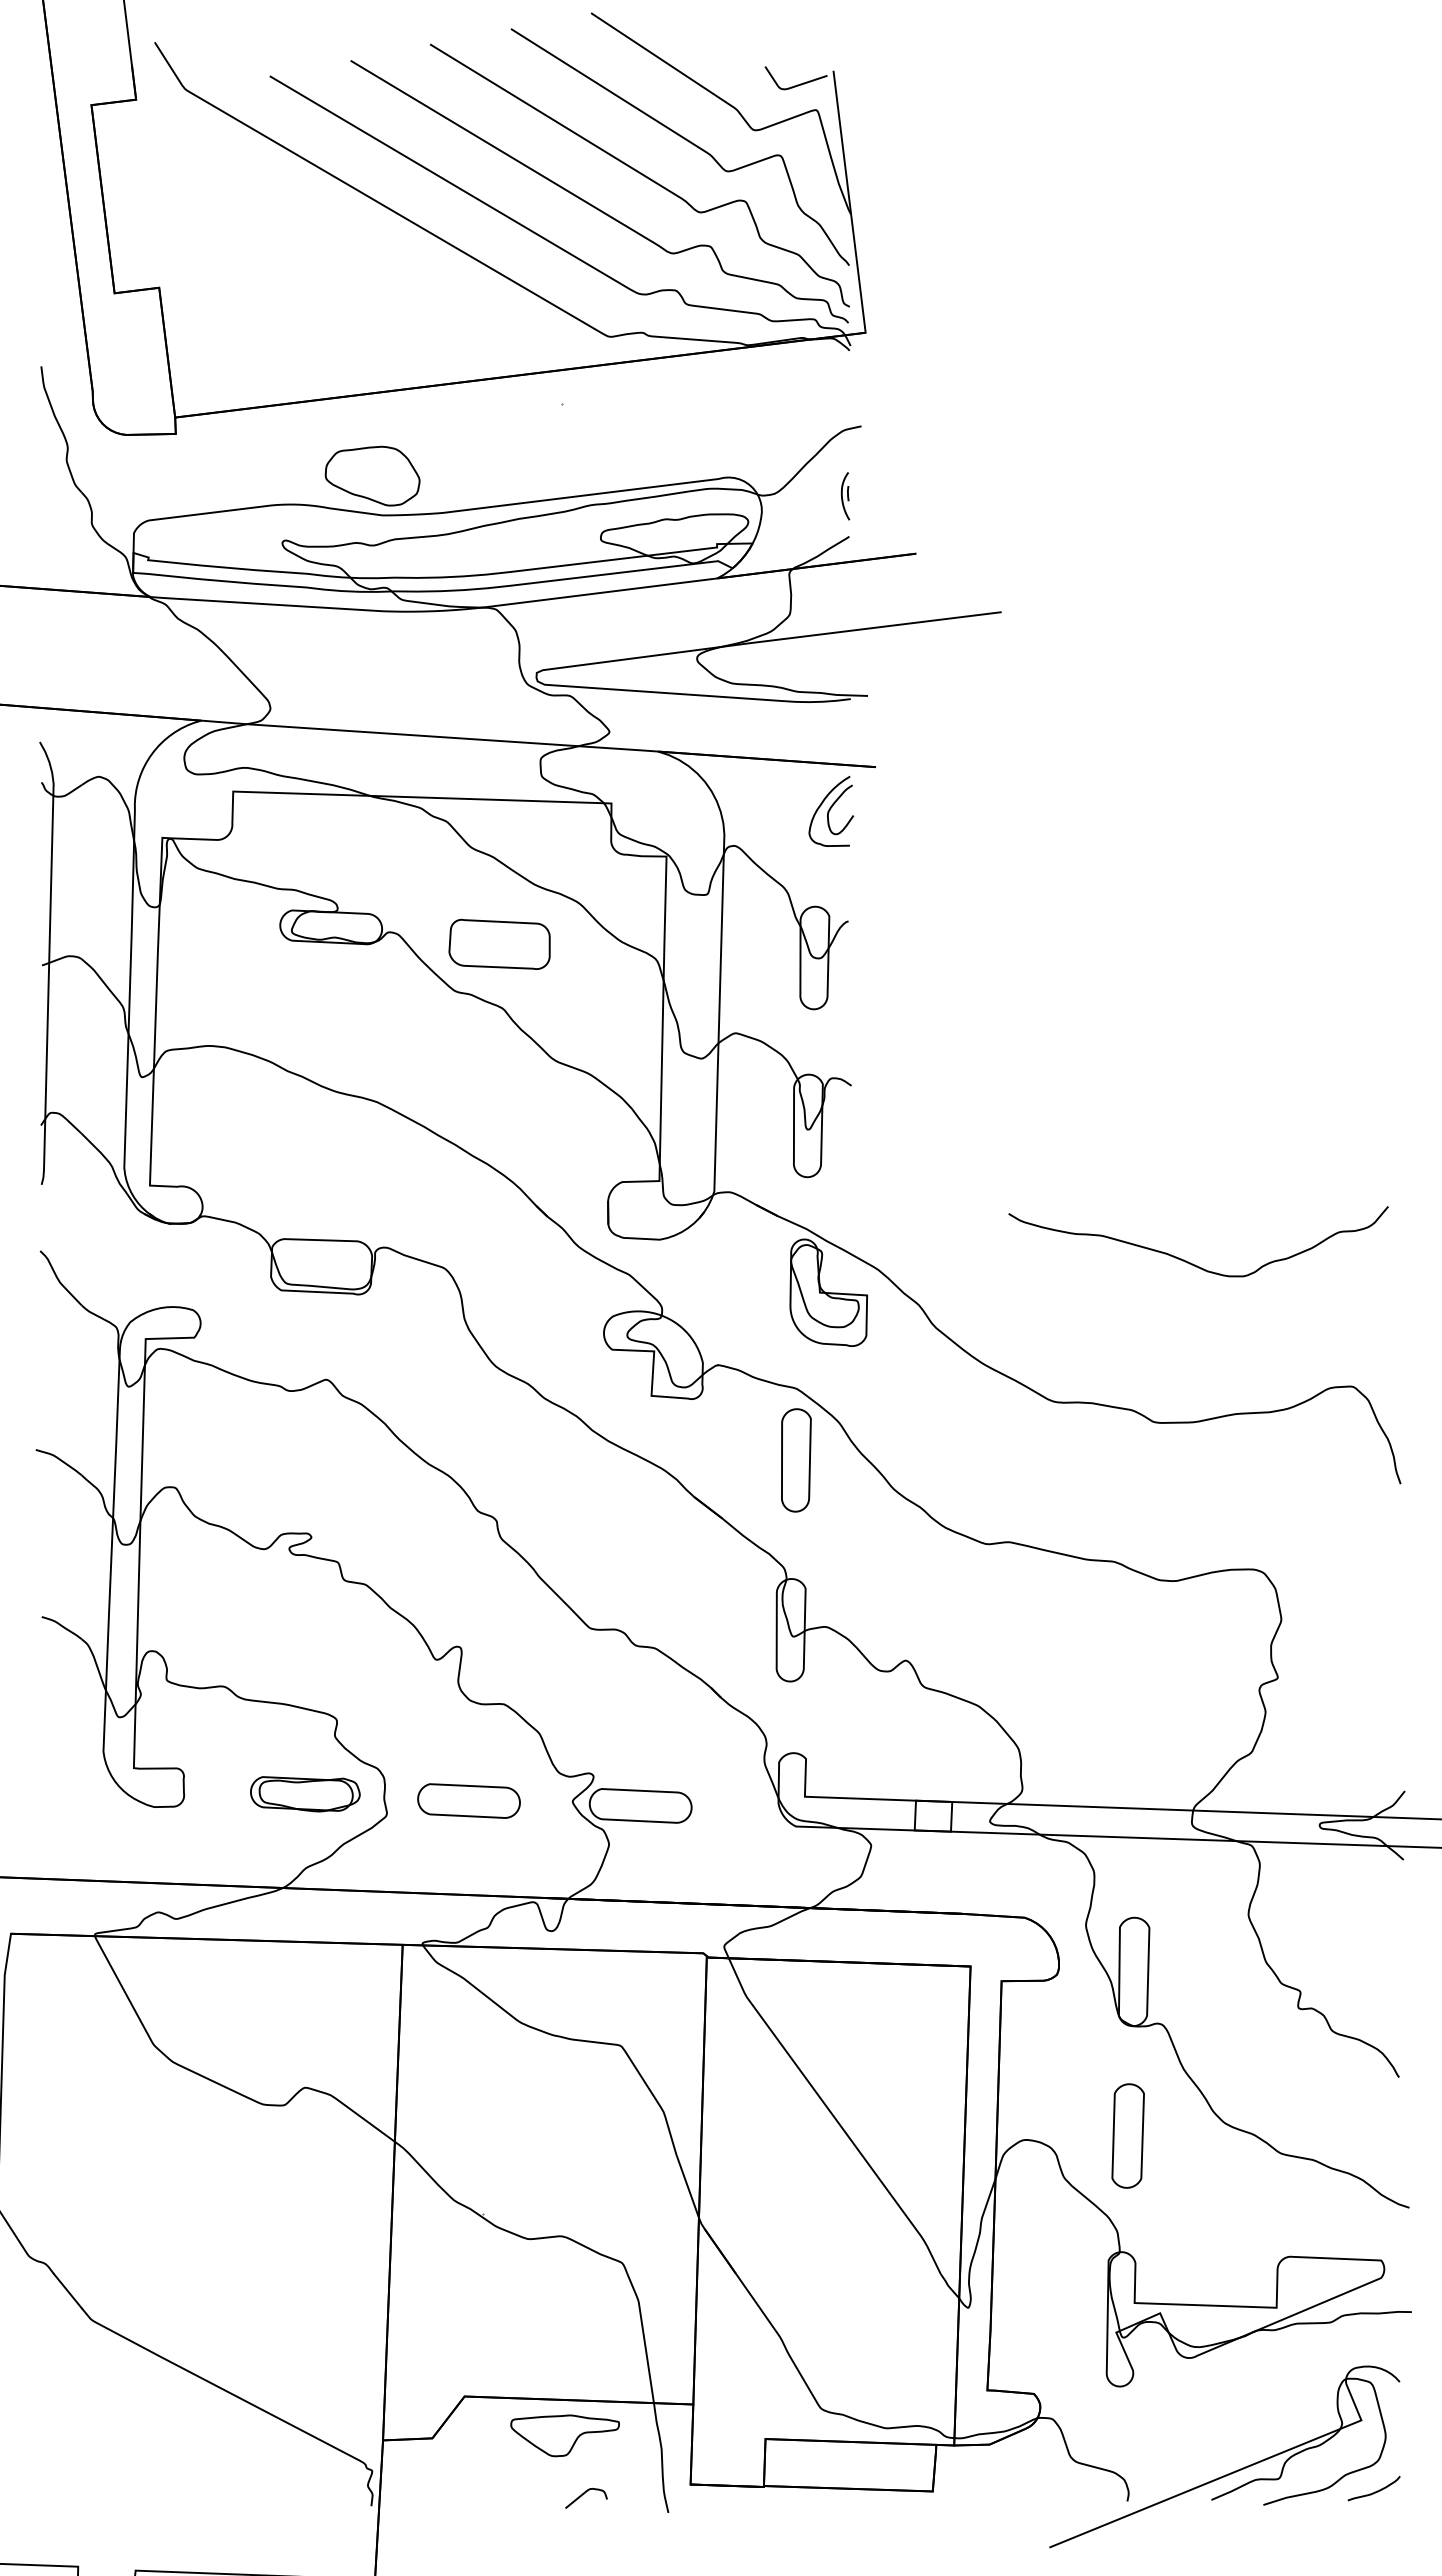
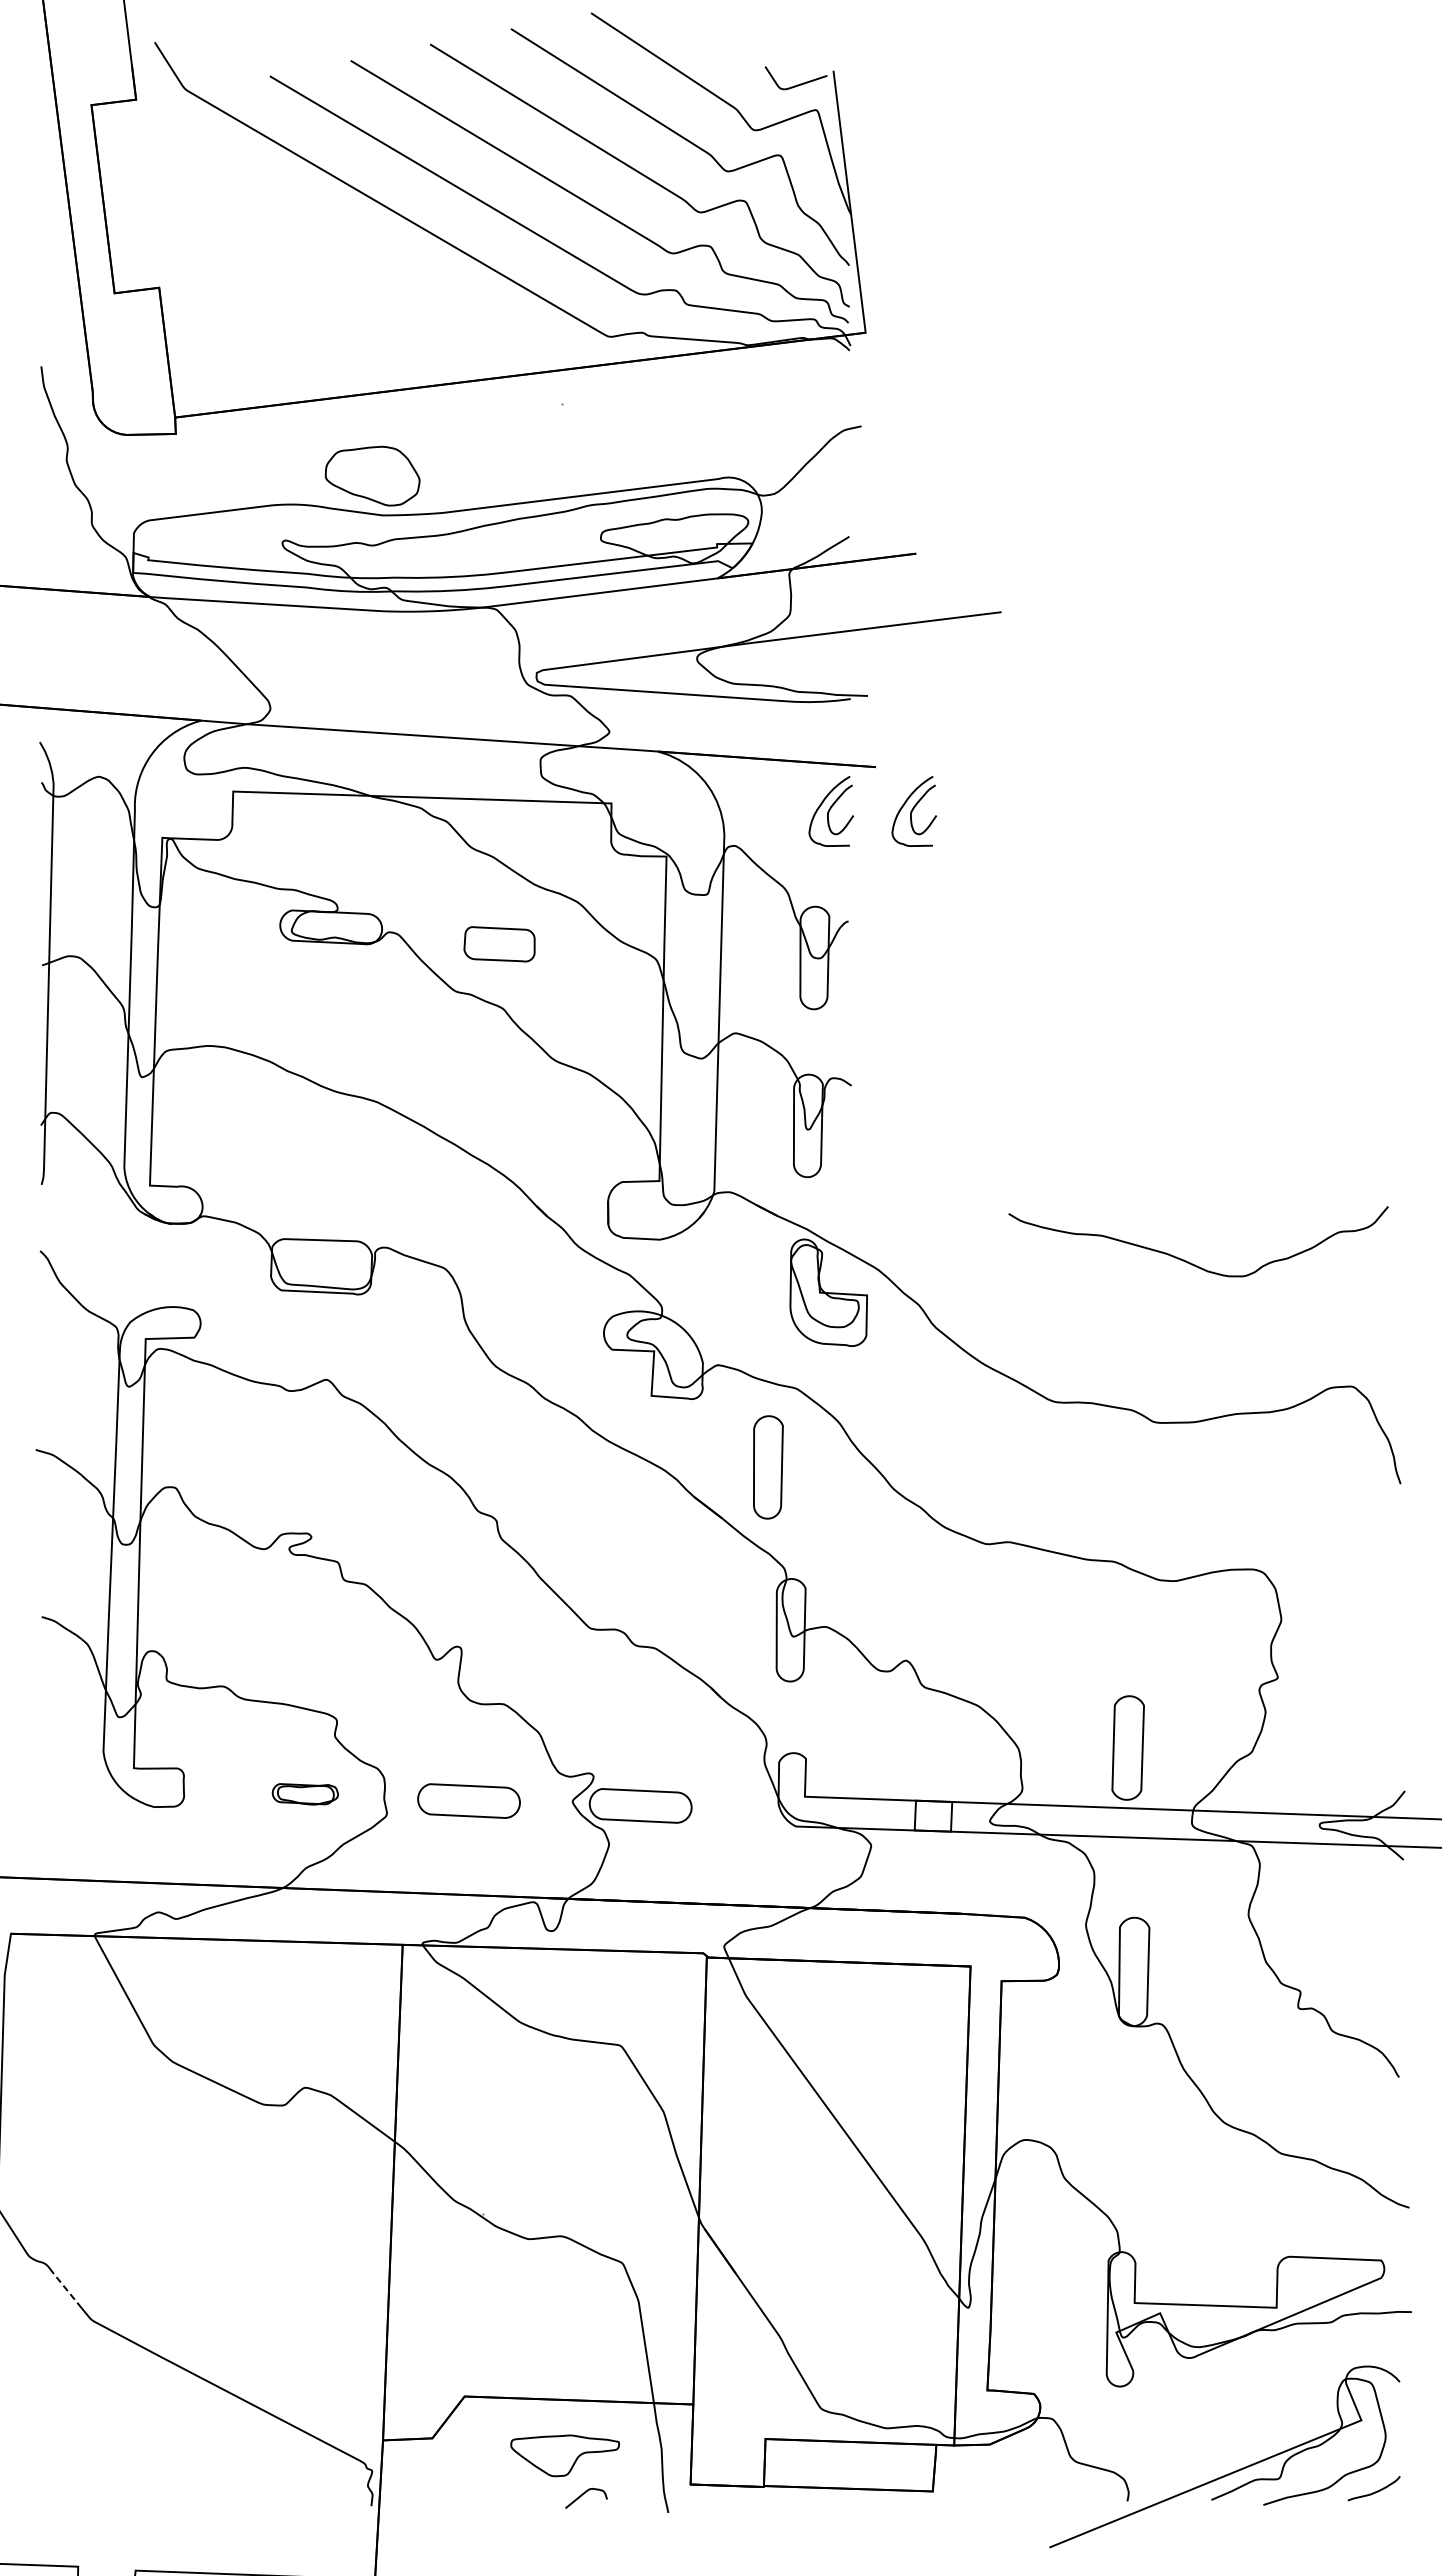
part: present -> none (845, 496)
part: none -> present (914, 811)
part size: 103x52 px -> 73x37 px (499, 944)
part position: (796, 1460) -> (768, 1467) (768, 1467)
part size: 111x37 px -> 68x23 px (304, 1794)
part position: (1127, 2135) -> (1127, 1747) (1127, 1747)
line: solid -> dashed (67, 2291)
part position: (564, 2435) -> (564, 2455) (564, 2455)
